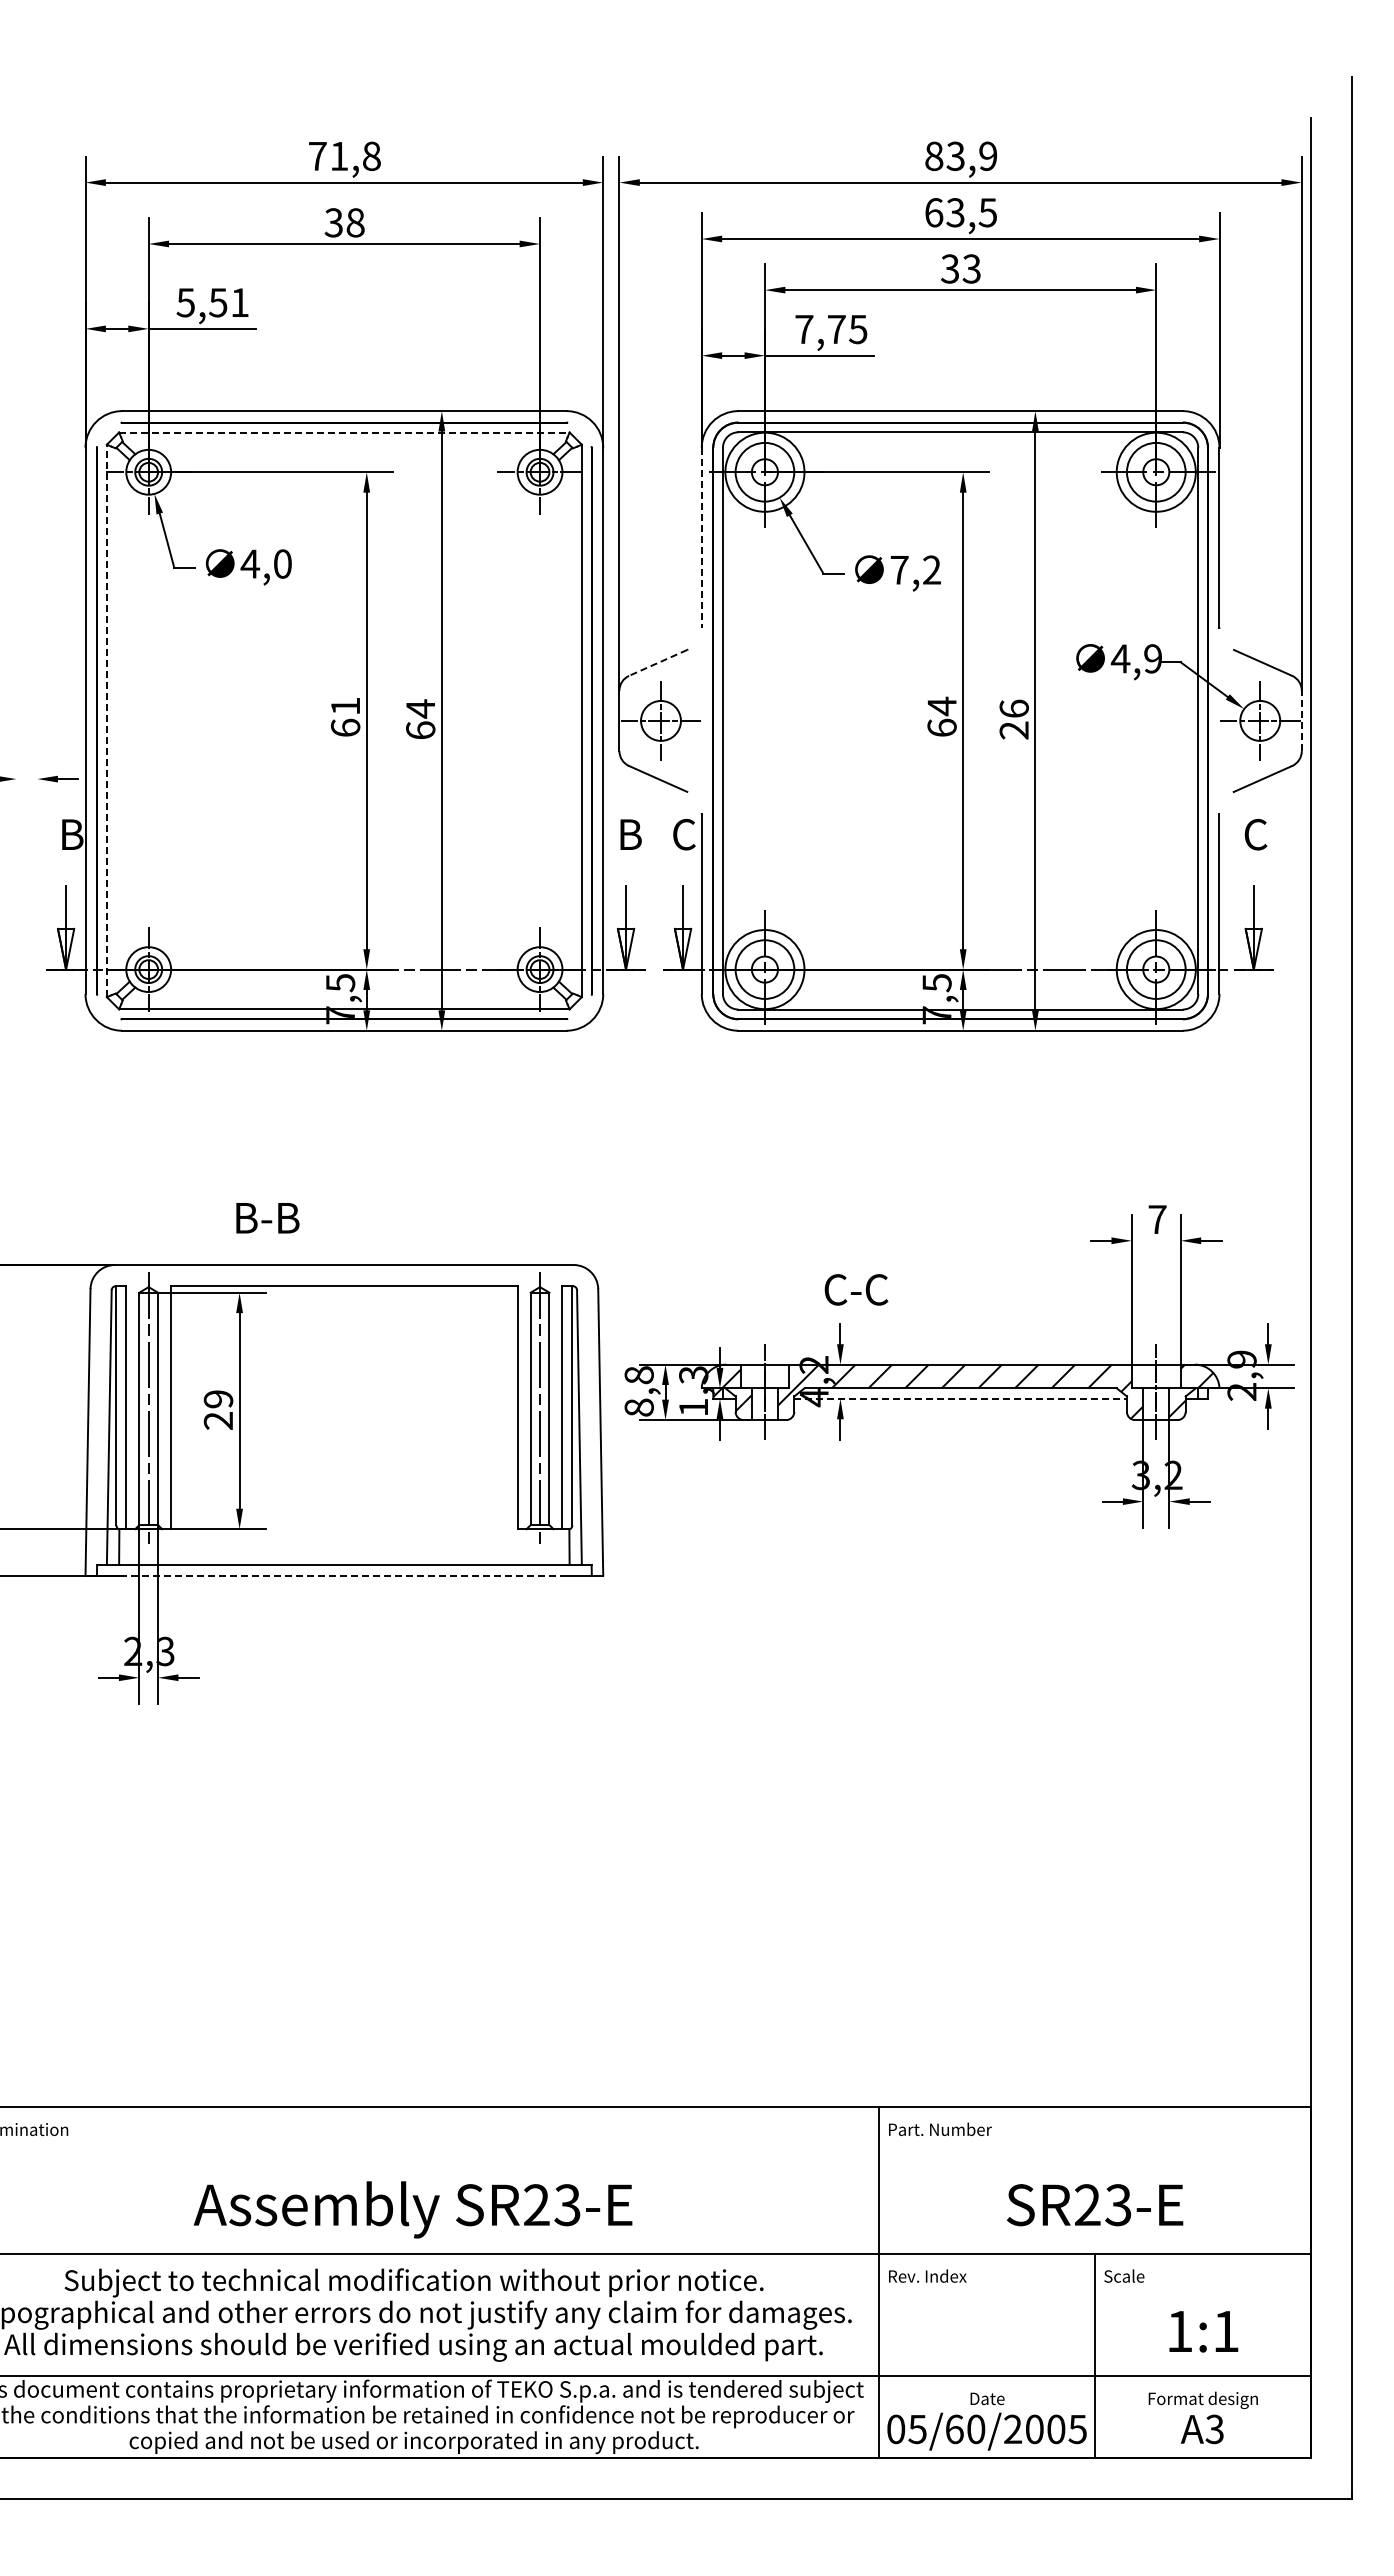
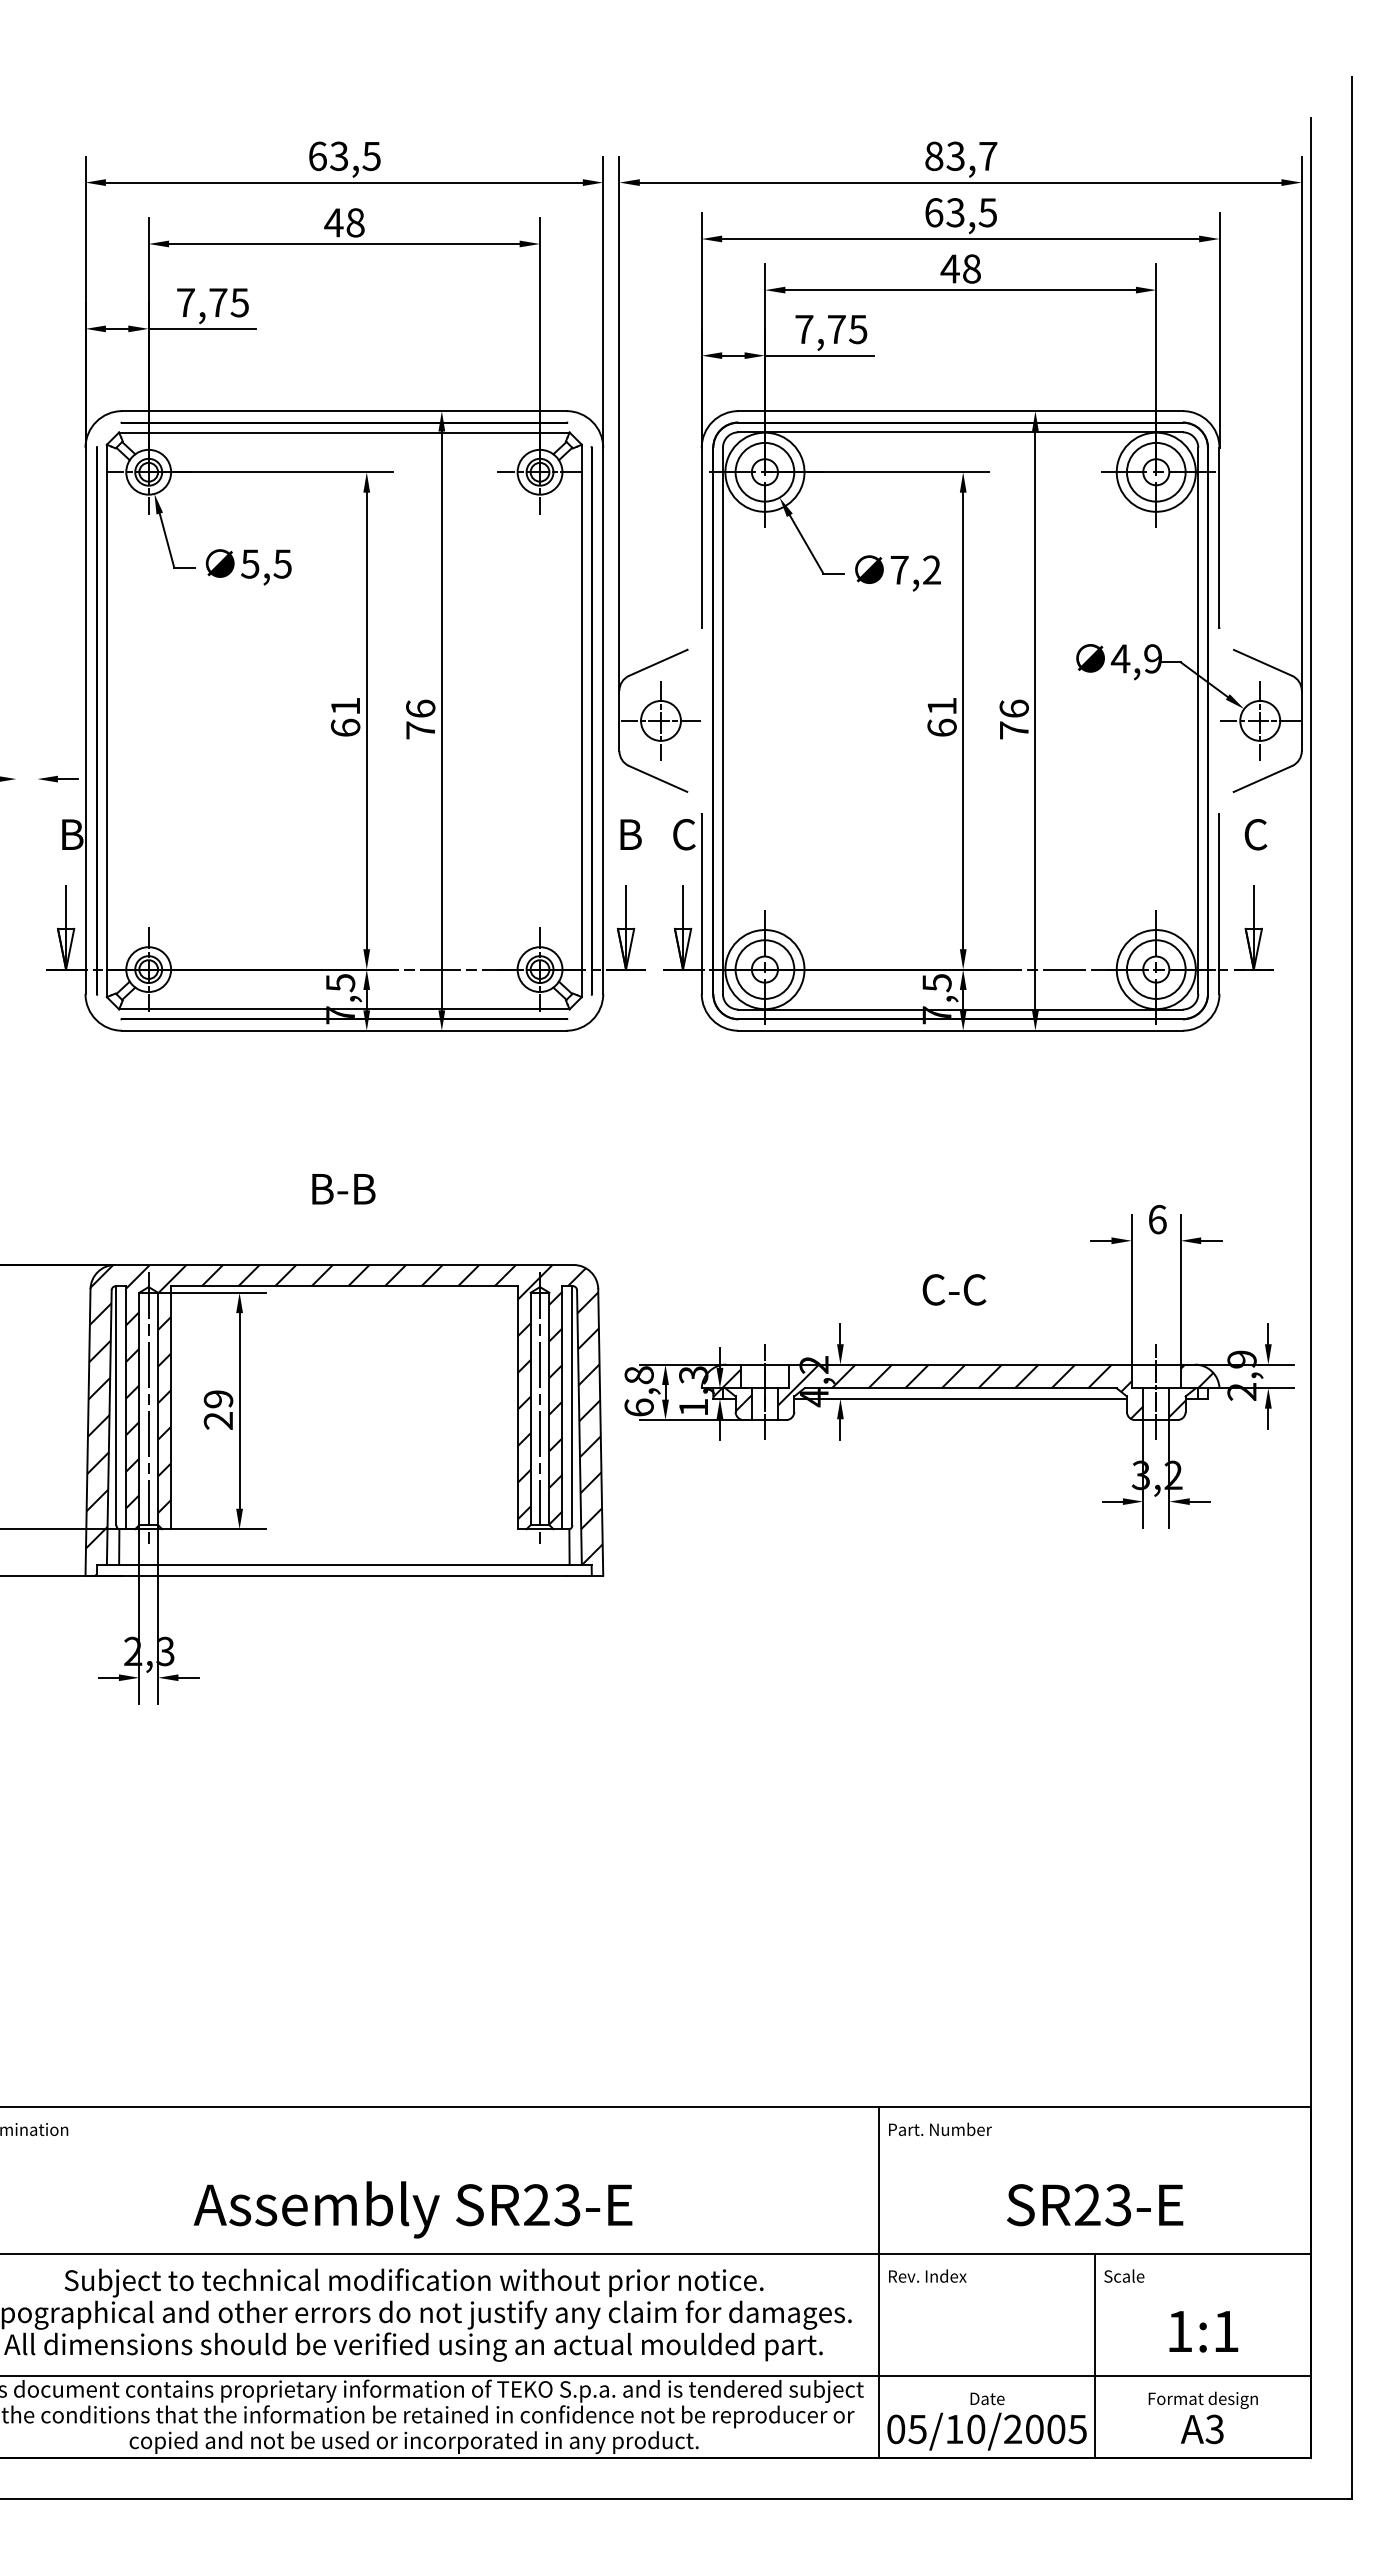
text: 71,8 -> 63,5 (344, 156)
text: 83,9 -> 83,7 (988, 156)
text: 38 -> 48 (333, 222)
text: 33 -> 48 (960, 268)
text: 5,51 -> 7,75 (212, 302)
line: dashed -> solid (344, 432)
line: dashed -> solid (701, 537)
text: 4,0 -> 5,5 (265, 563)
line: dashed -> solid (658, 662)
text: 64 -> 61 (941, 706)
text: 64 -> 76 (420, 719)
line: dashed -> solid (106, 720)
line: dashed -> solid (1301, 720)
text: 26 -> 76 (1013, 730)
text position: (267, 1218) -> (343, 1189) (343, 1189)
text: 7 -> 6 (1157, 1219)
text position: (856, 1289) -> (954, 1289) (954, 1289)
line: dashed -> solid (961, 1398)
text: 8,8 -> 6,8 (638, 1407)
hatch: none -> present (344, 1420)
line: dashed -> solid (343, 1575)
text: 05/60/2005 -> 05/10/2005 (954, 2429)
